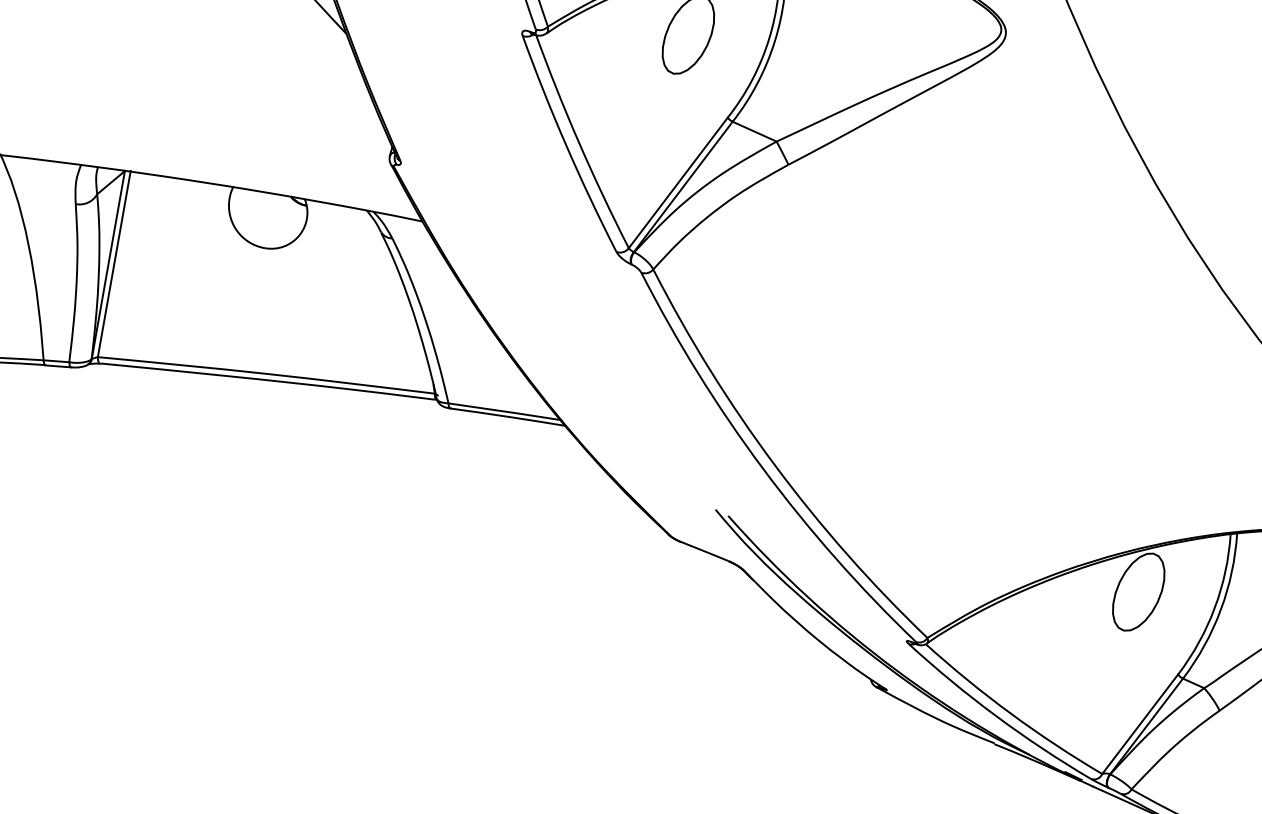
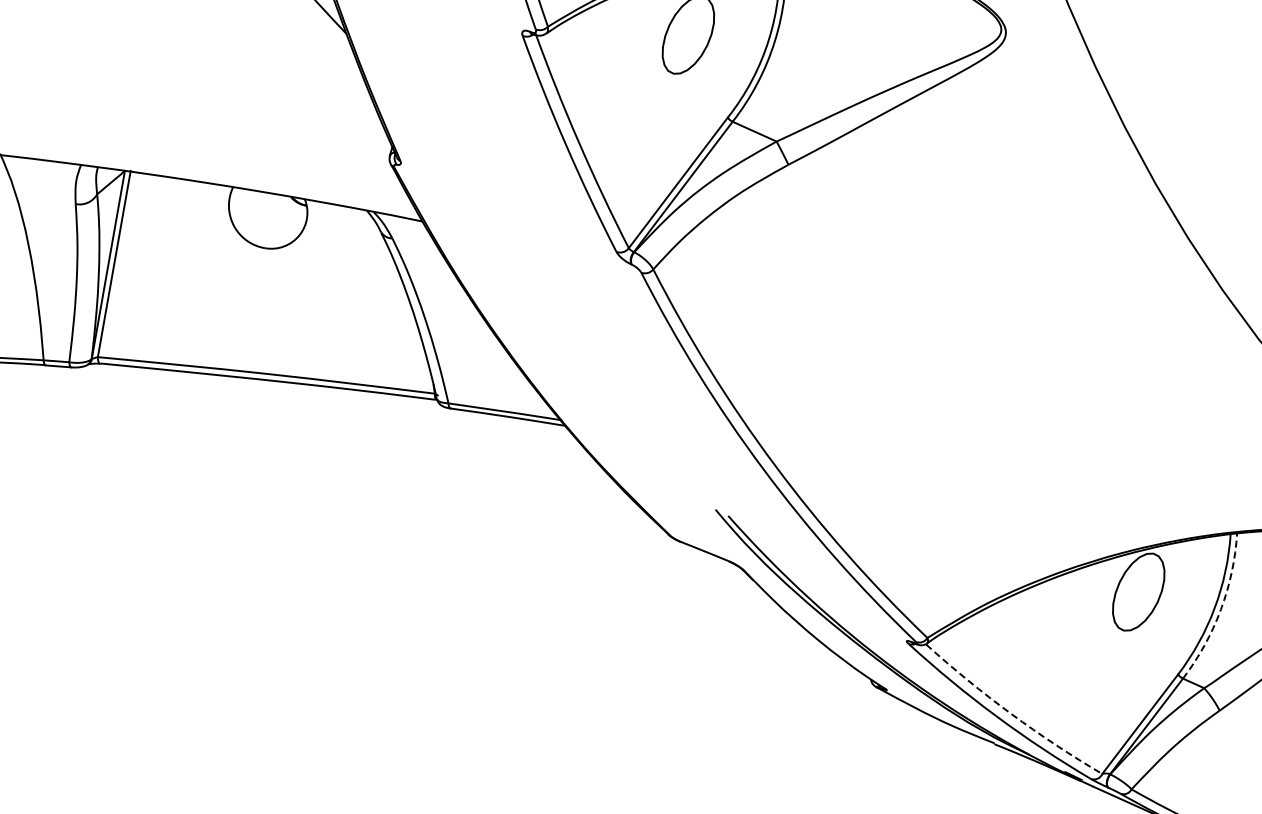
arc: solid -> dashed (1220, 609)
arc: solid -> dashed (1011, 713)
